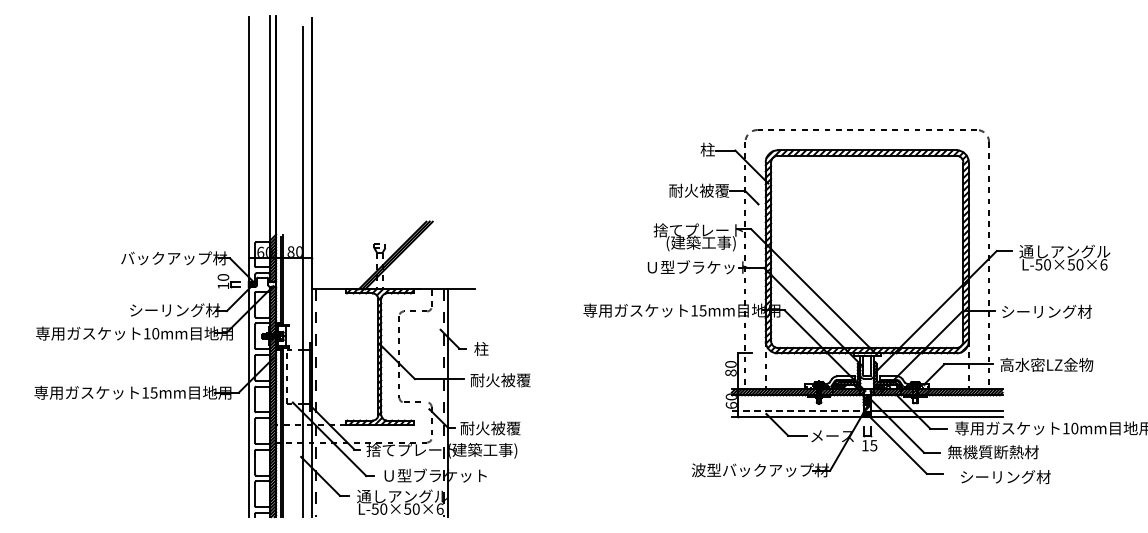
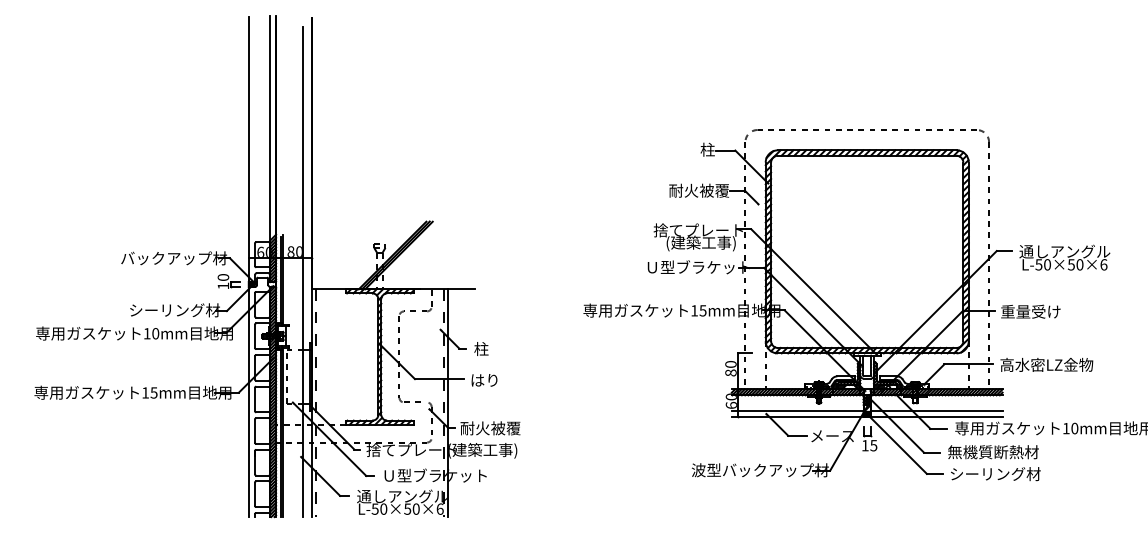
text: シーリング材 -> 重量受け (1046, 311)
text: 耐火被覆 -> はり (500, 380)
line: dashed -> solid (797, 410)
text position: (1005, 477) -> (995, 474) (995, 474)
